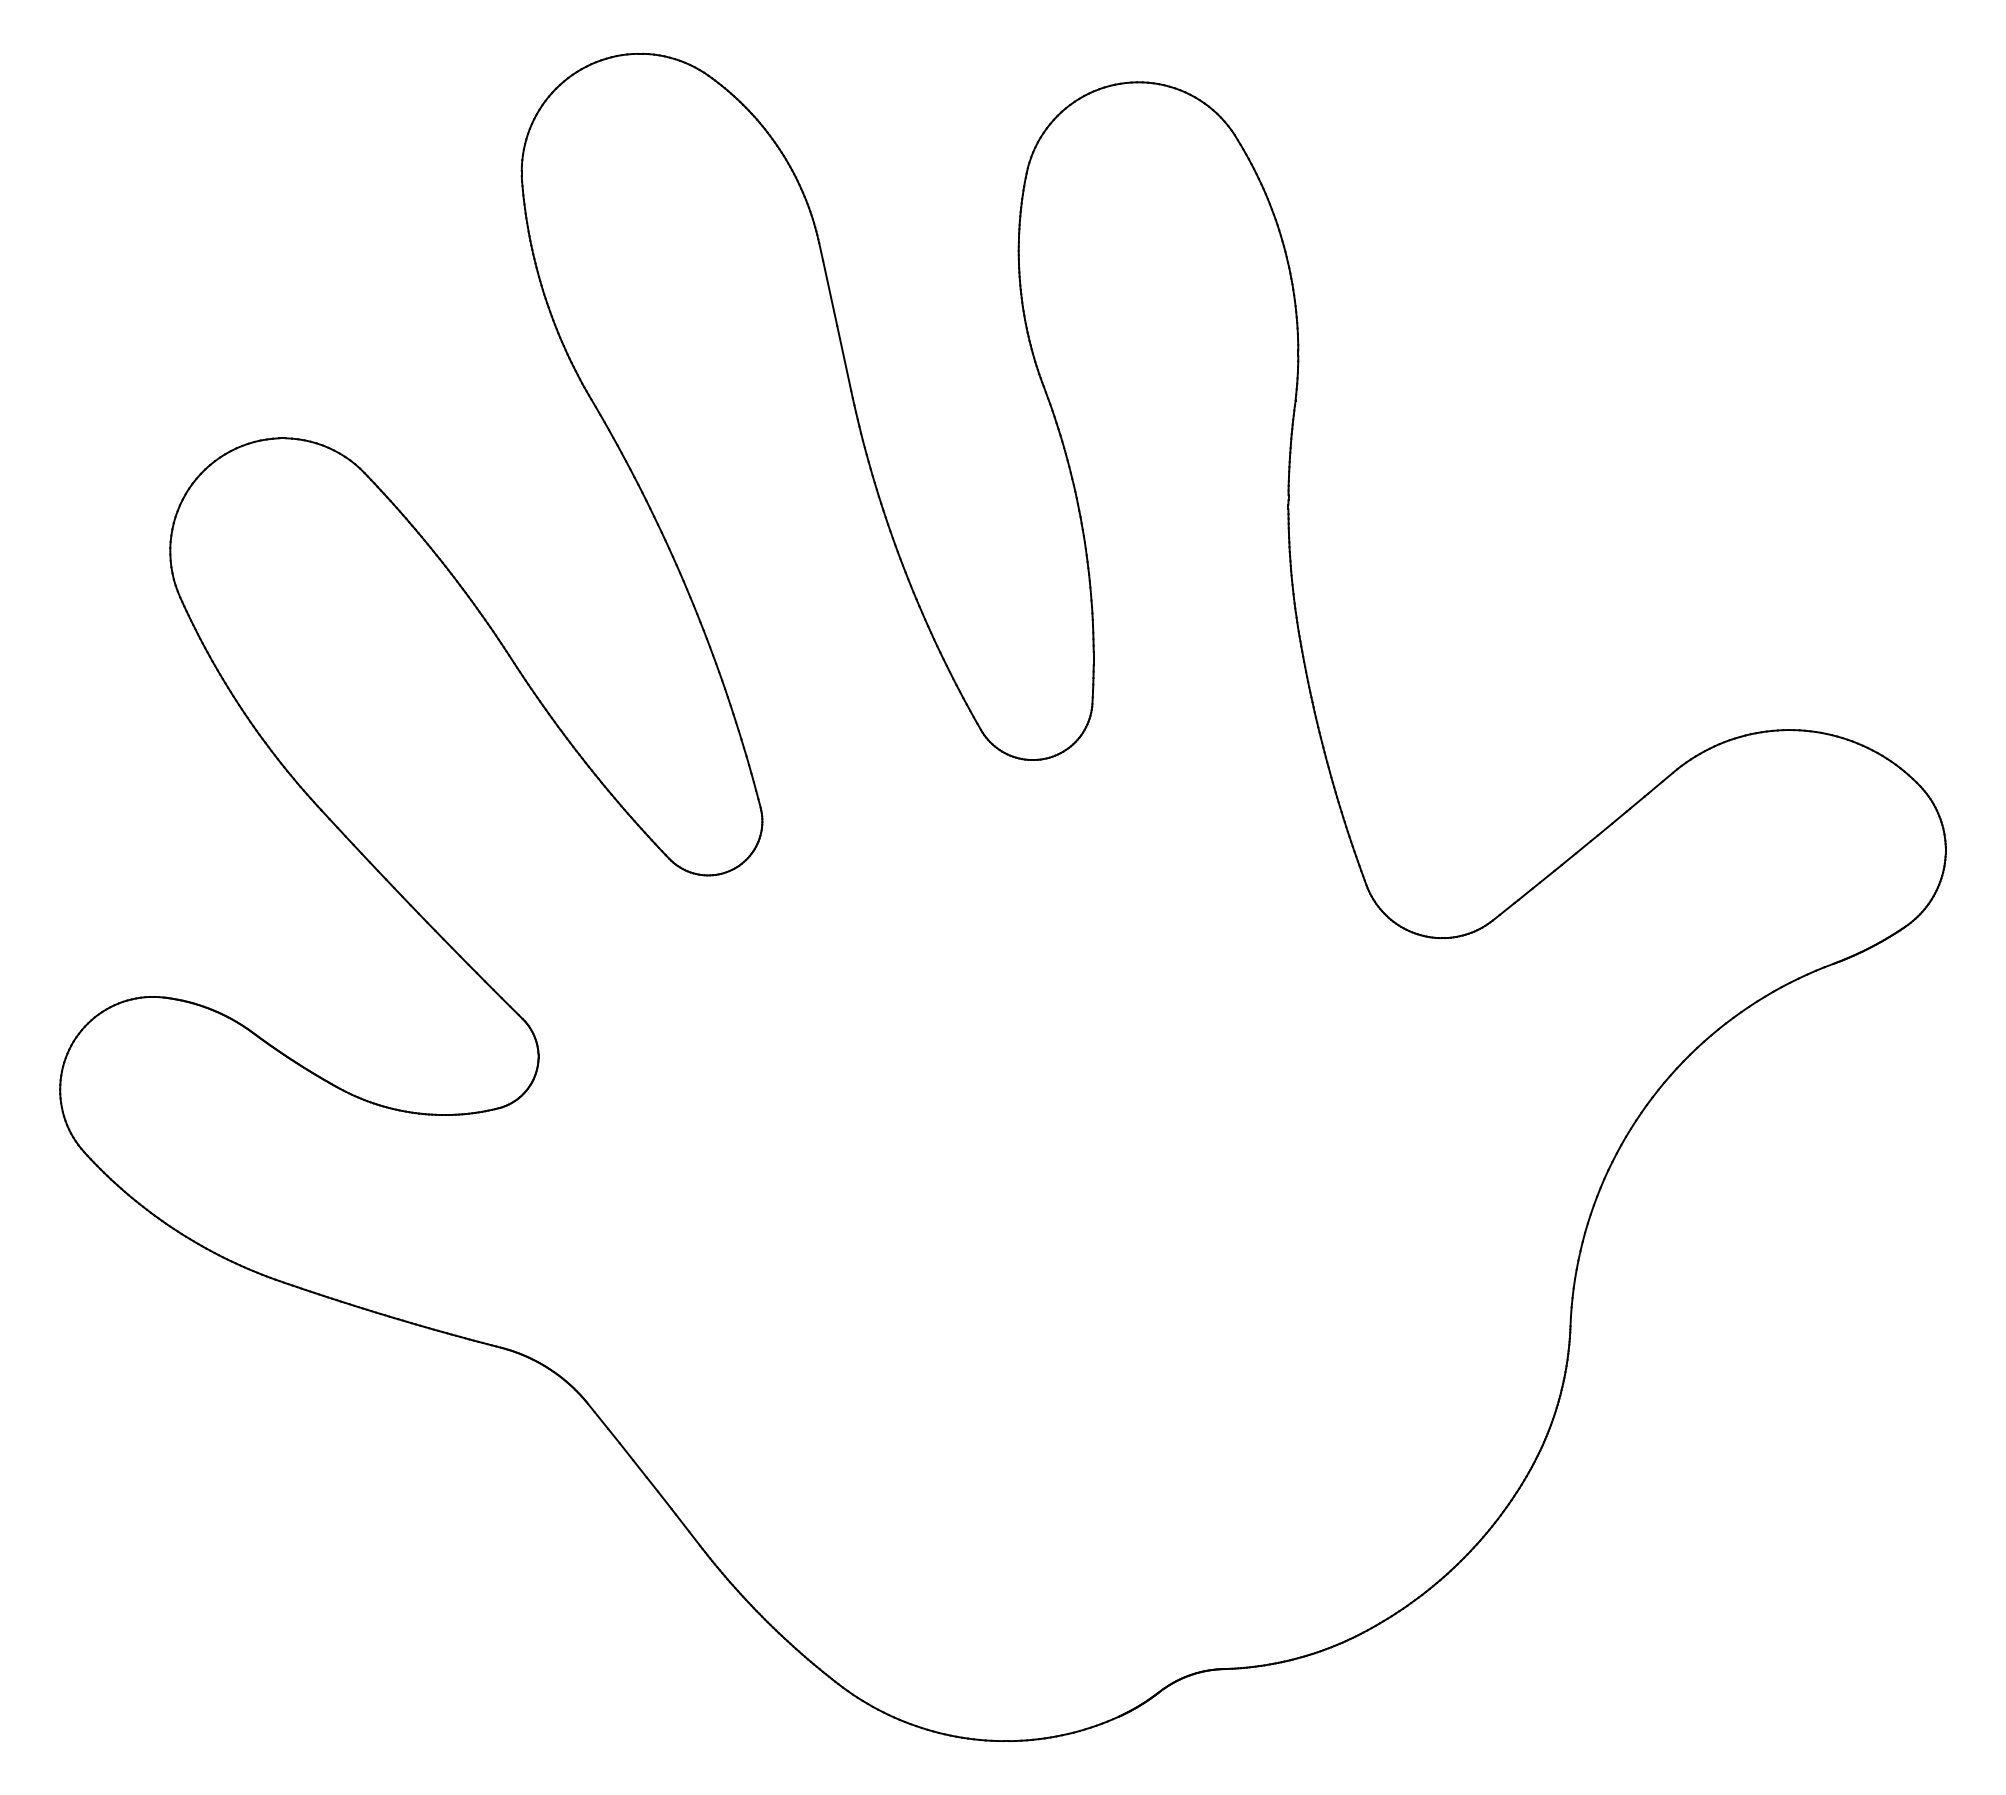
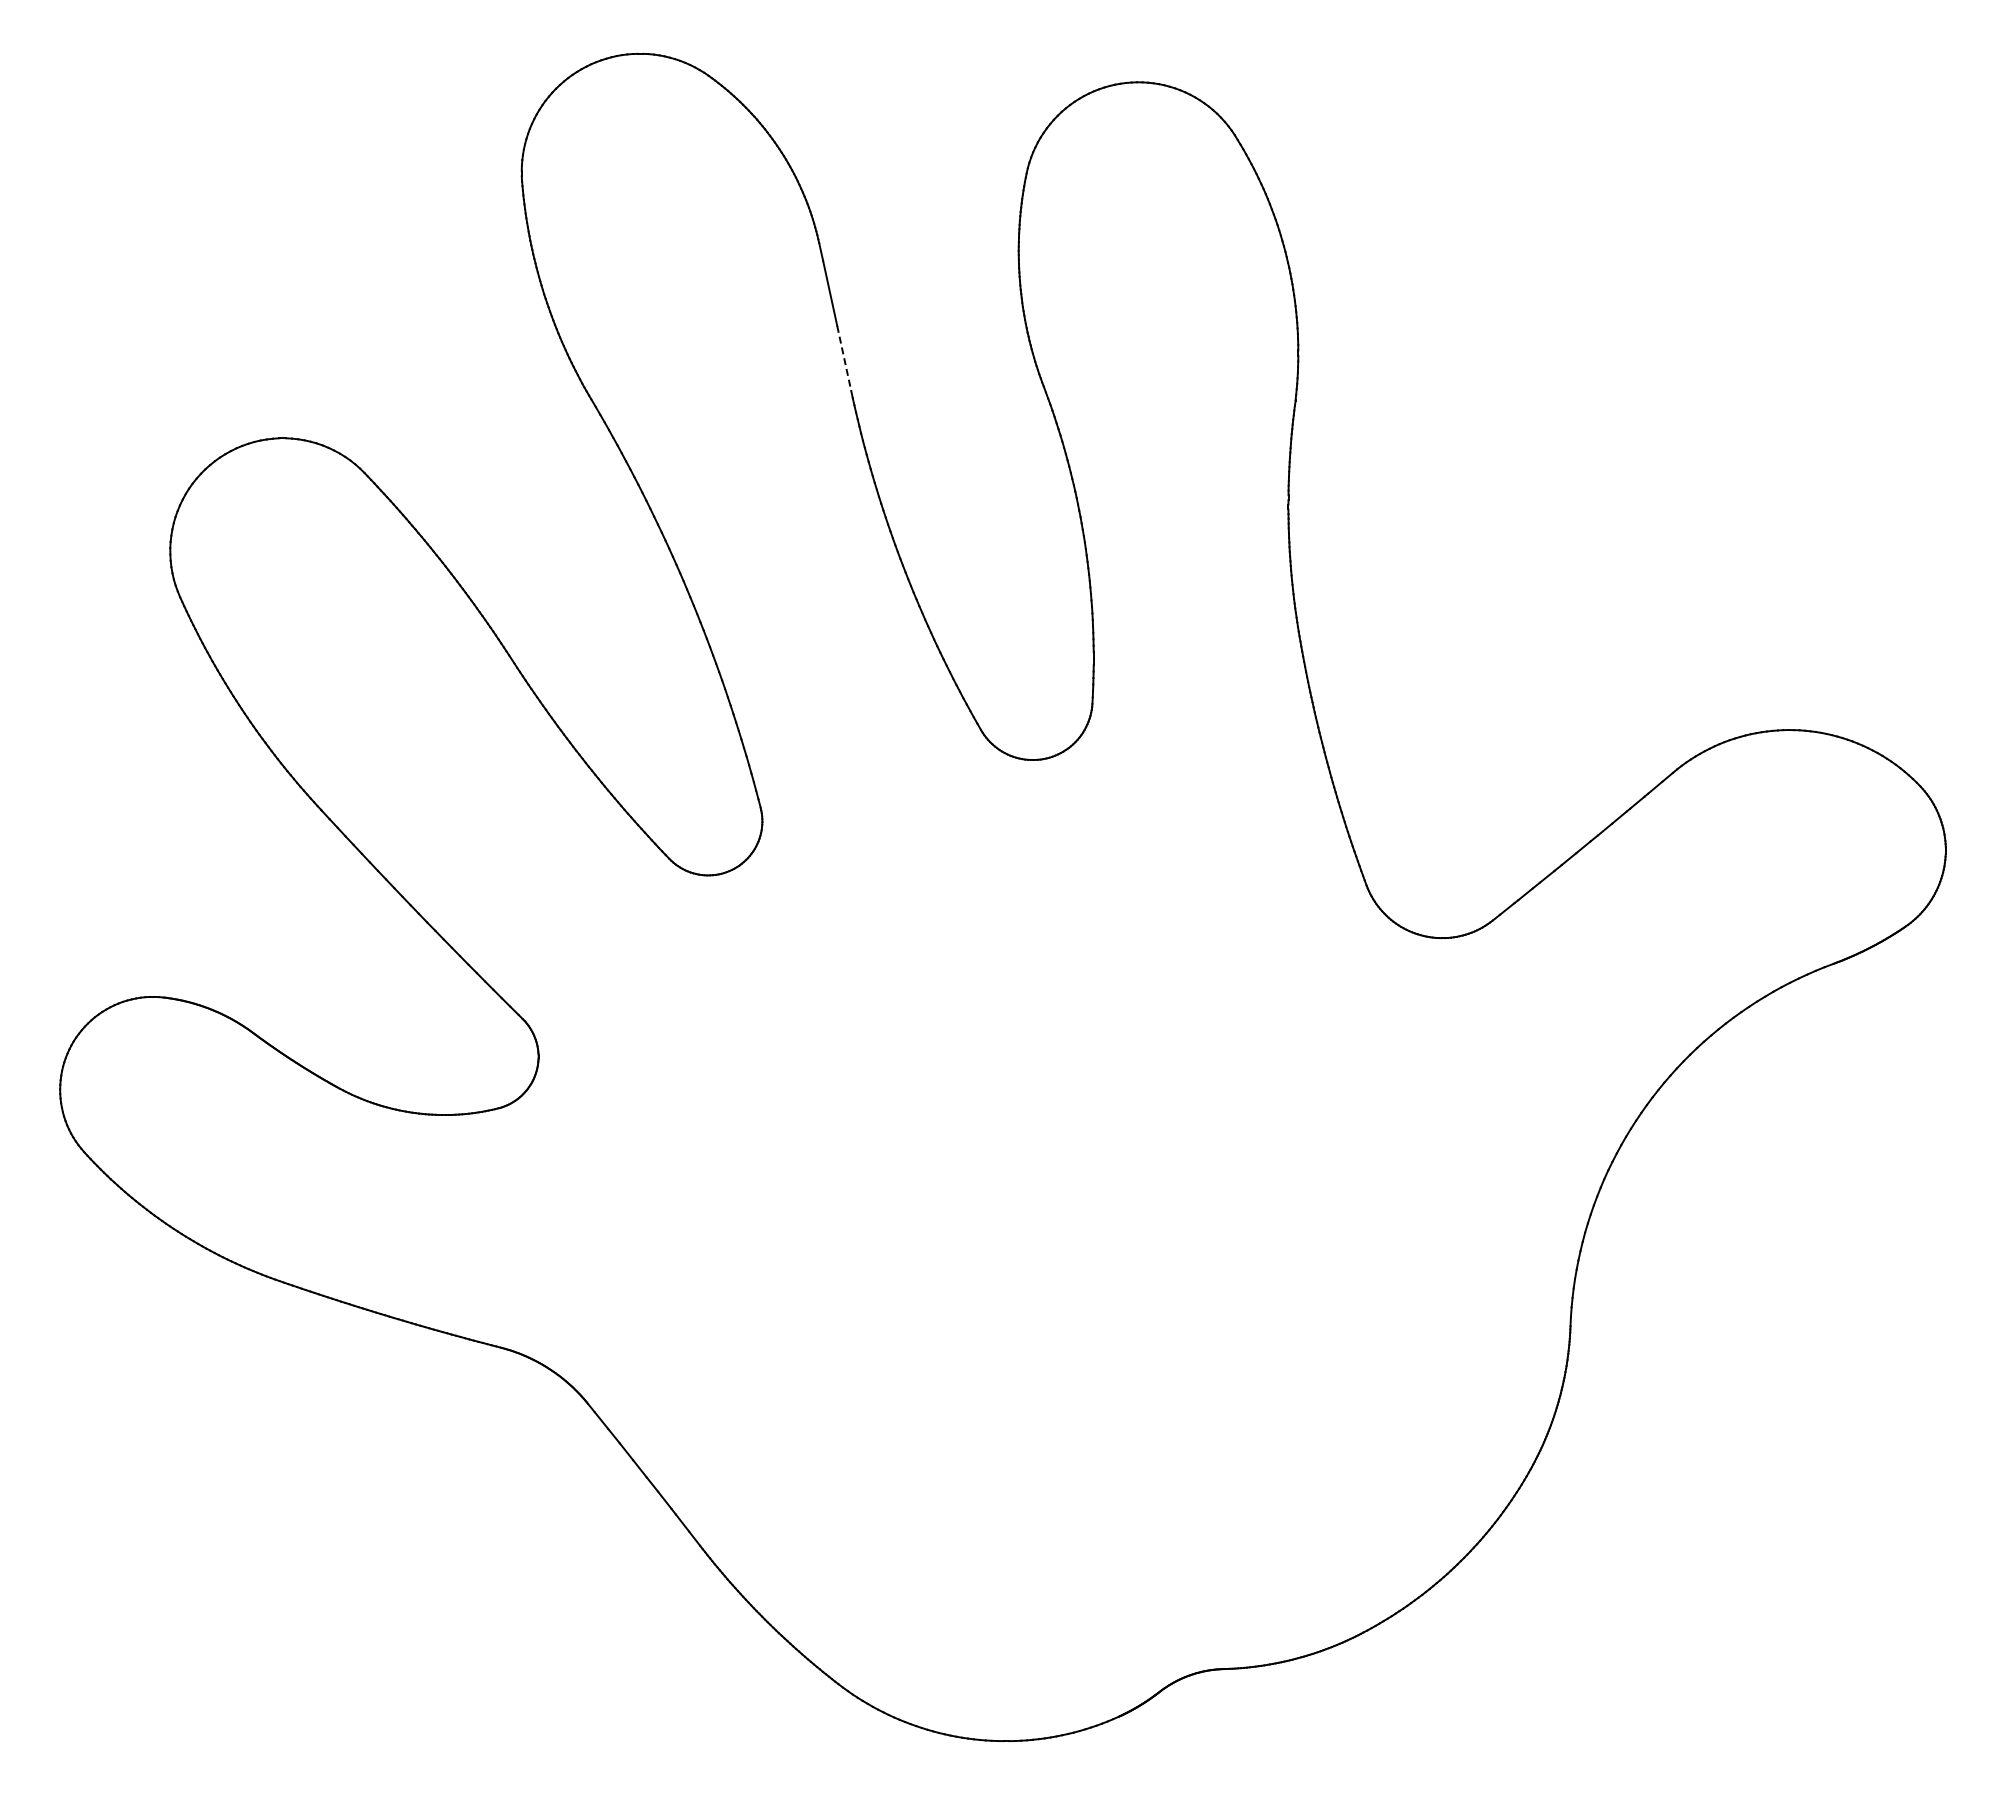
line: solid -> dashed (844, 358)
